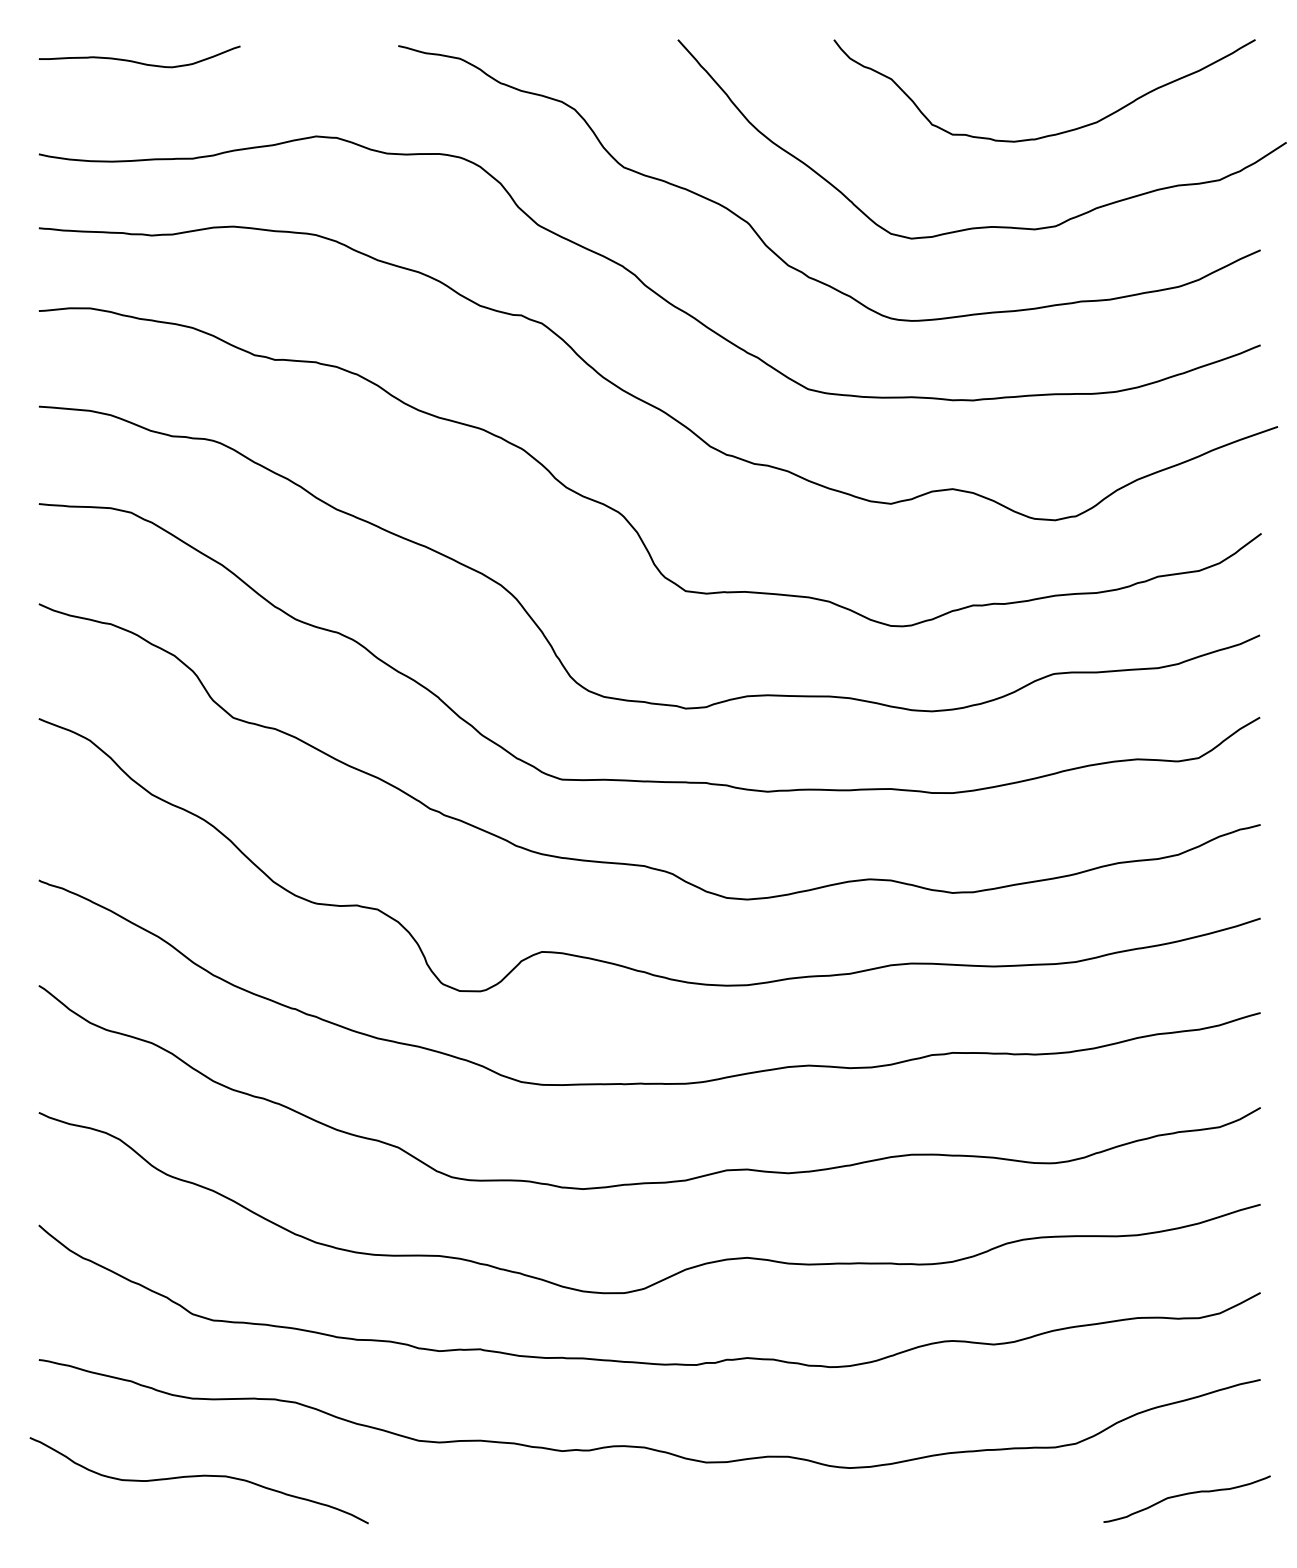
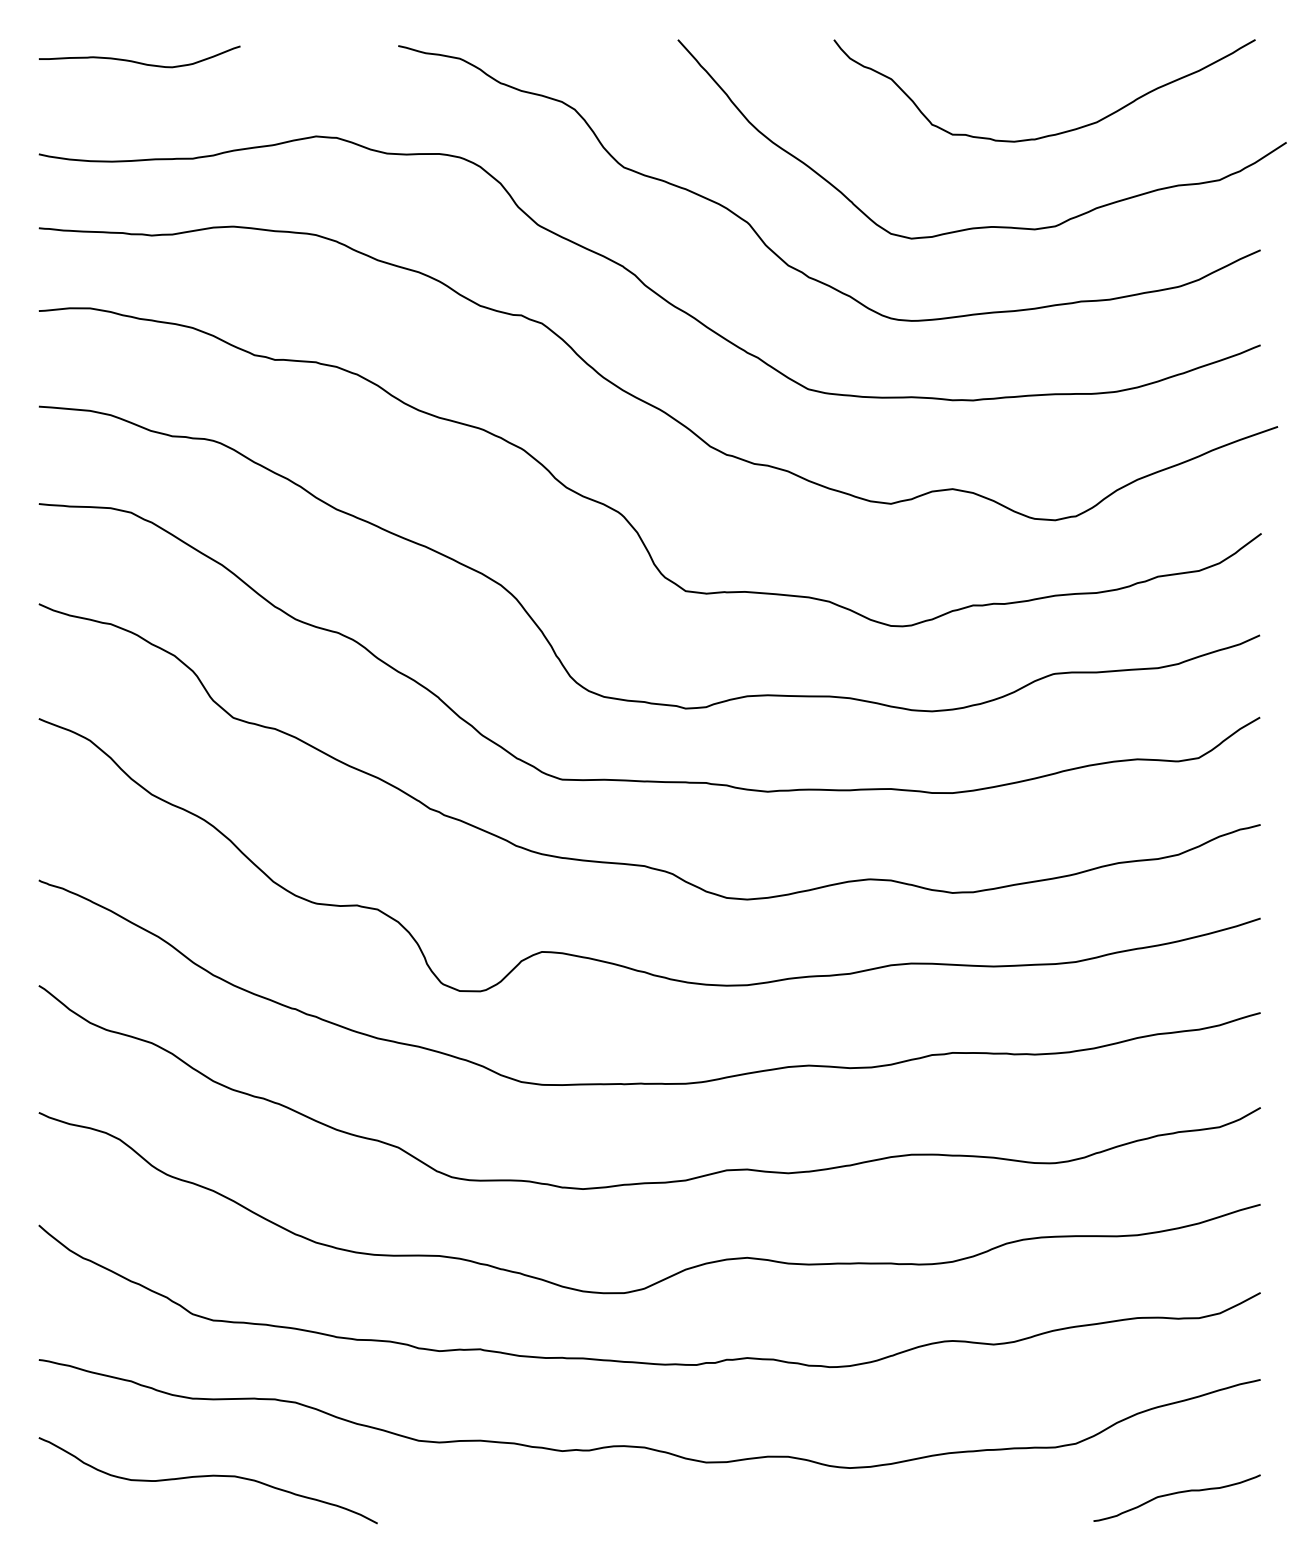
curve position: (198, 1476) -> (207, 1476) (207, 1476)
curve position: (1185, 1495) -> (1175, 1494) (1175, 1494)
